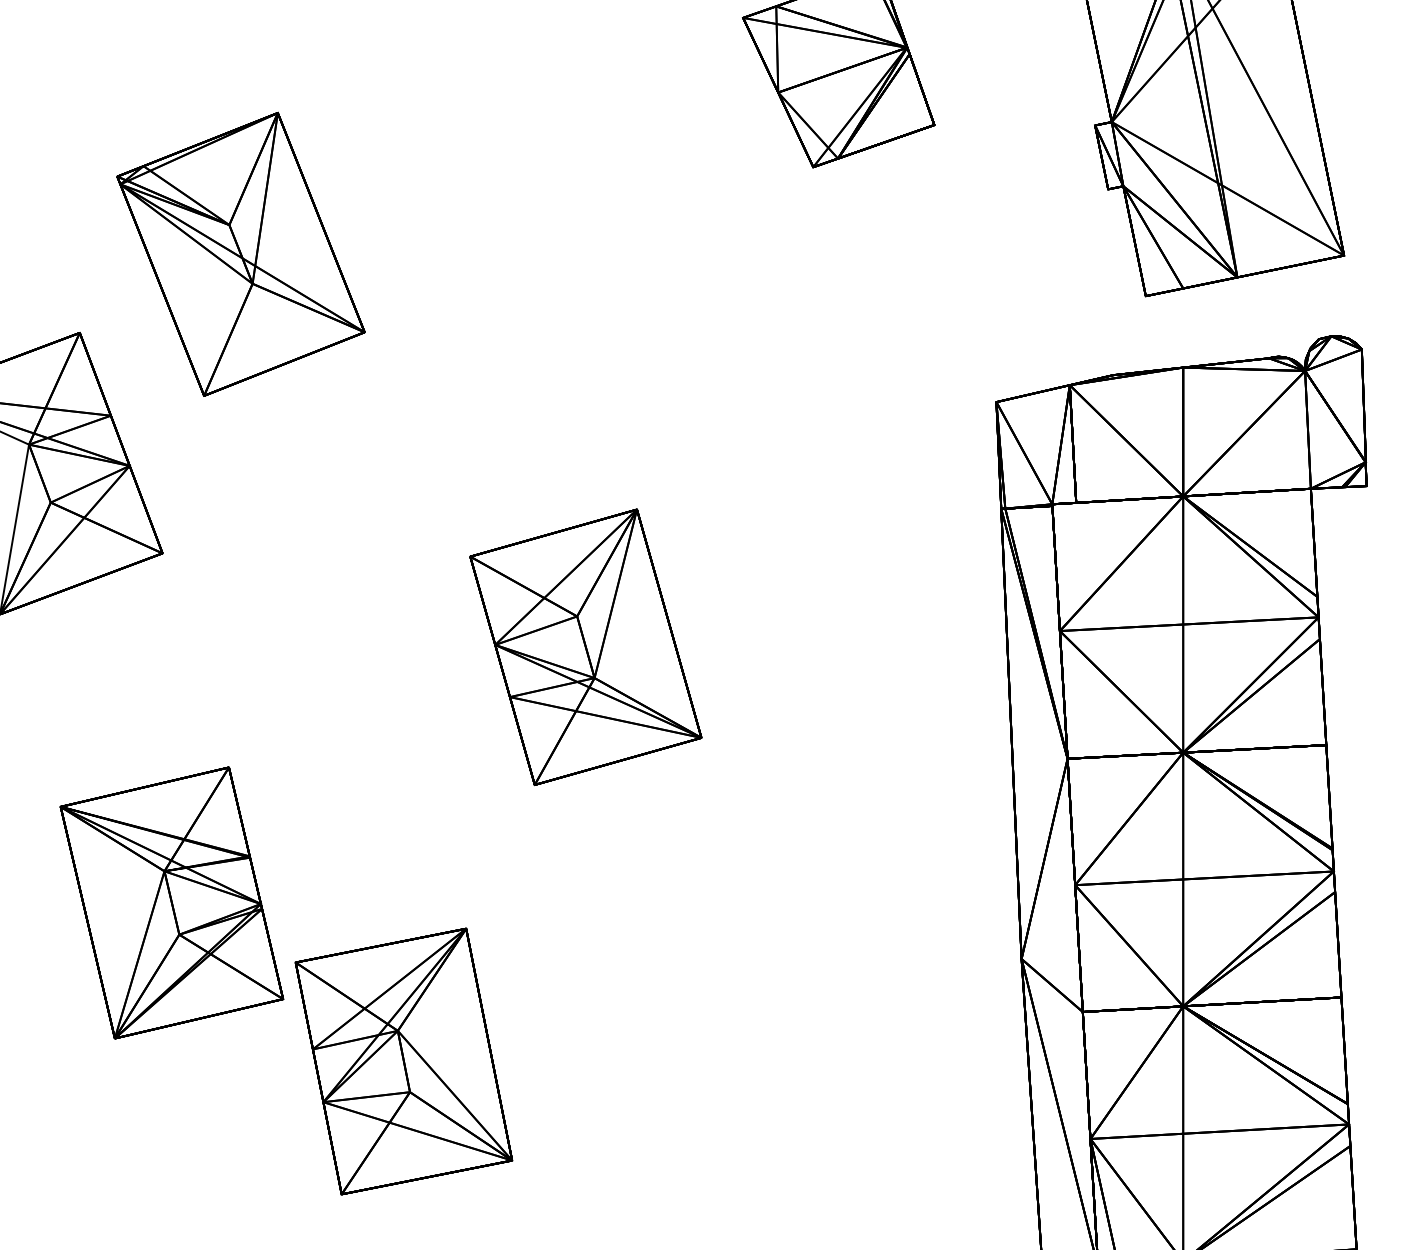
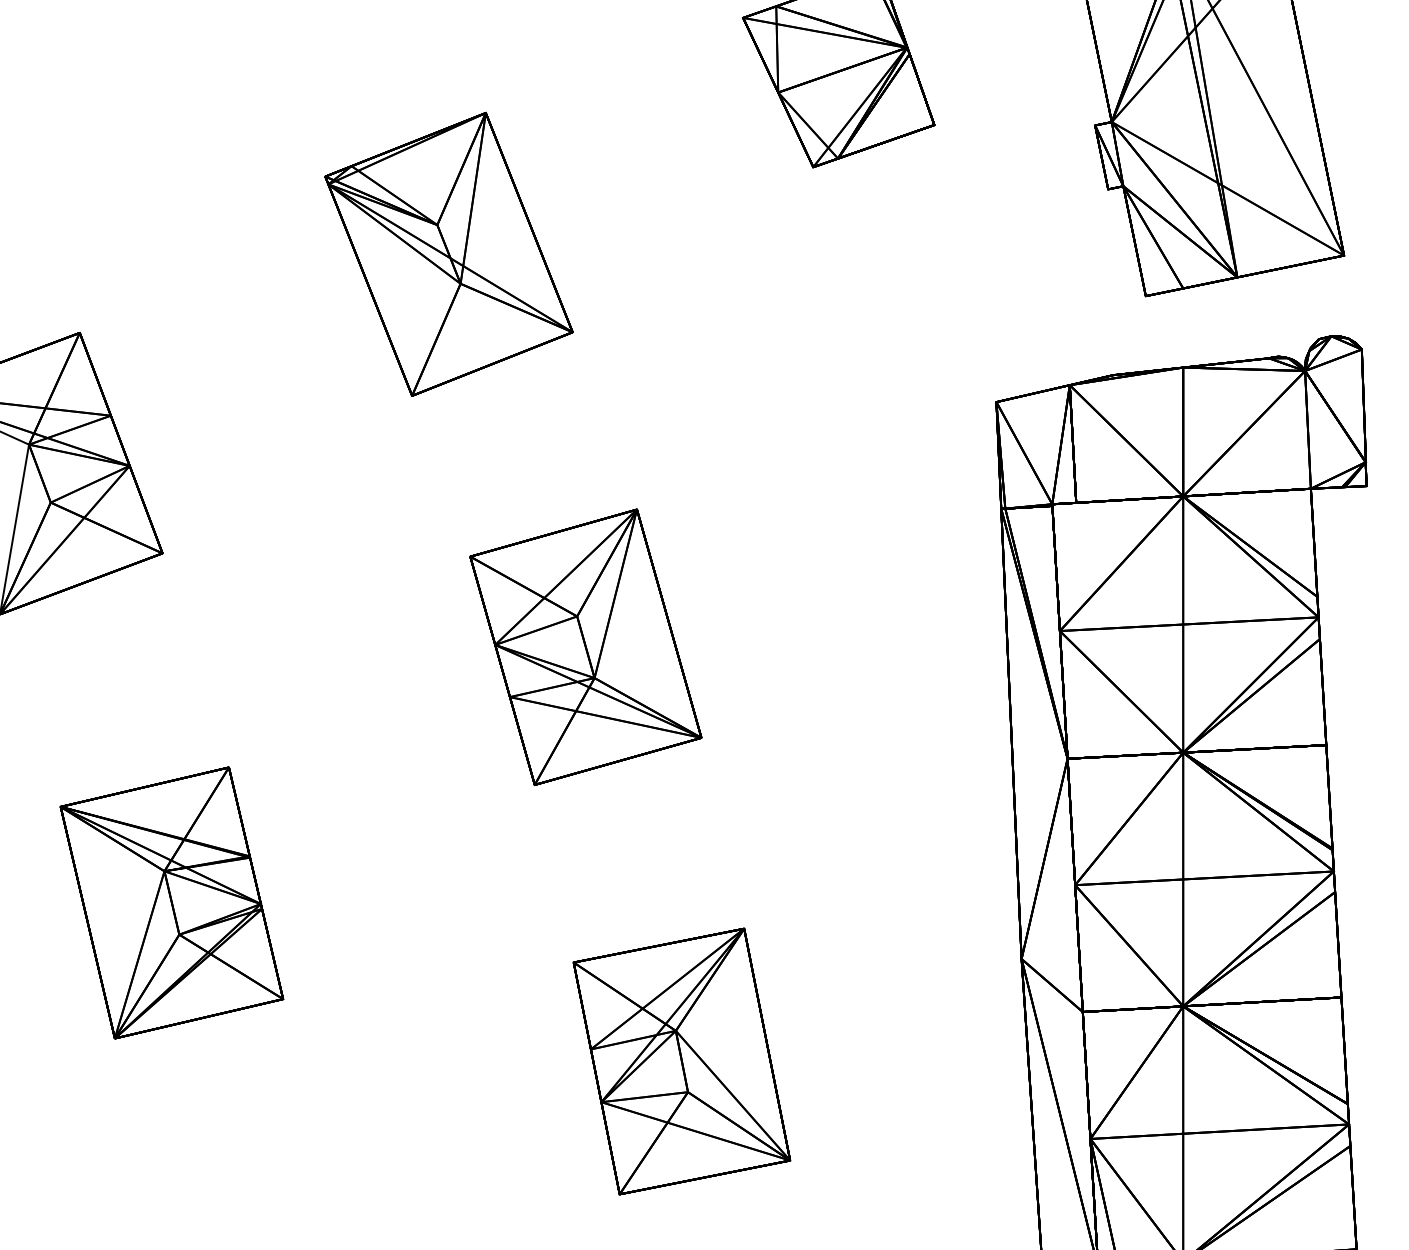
part position: (240, 253) -> (448, 253) (448, 253)
part position: (403, 1061) -> (681, 1061) (681, 1061)
